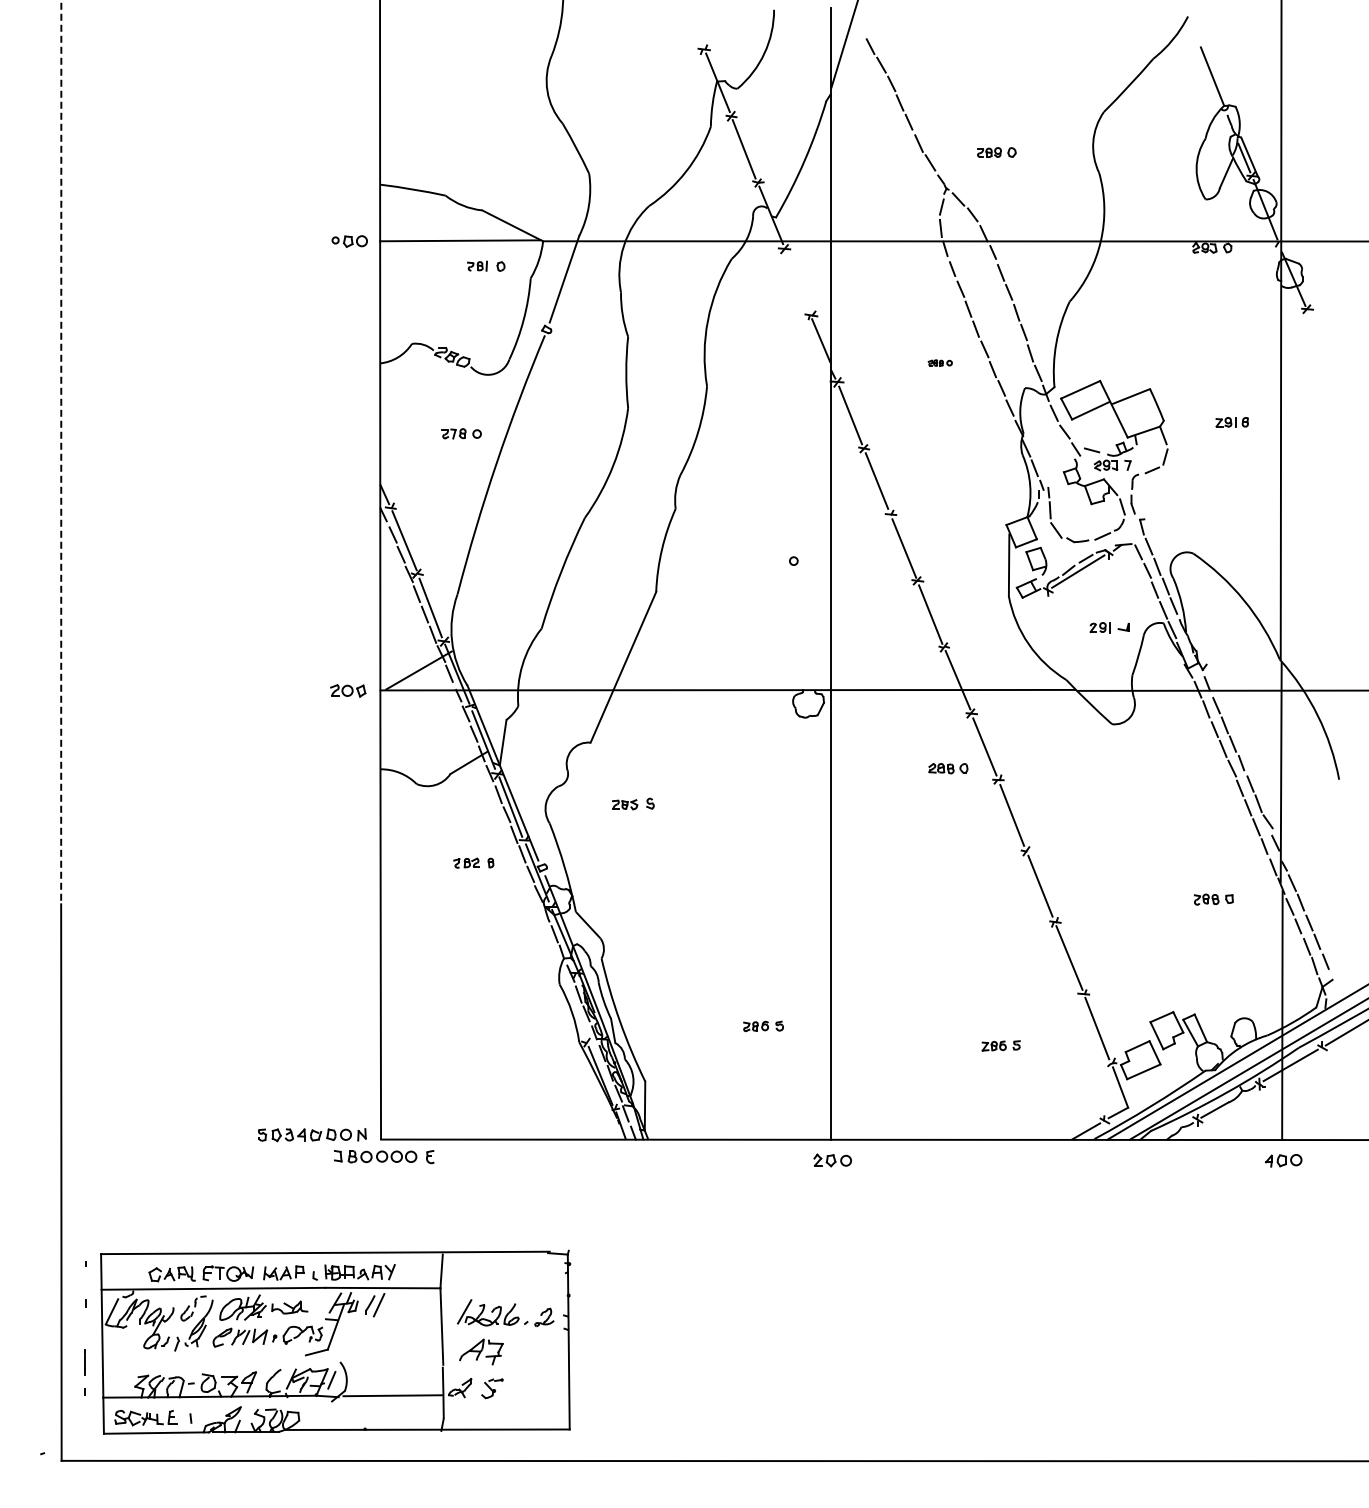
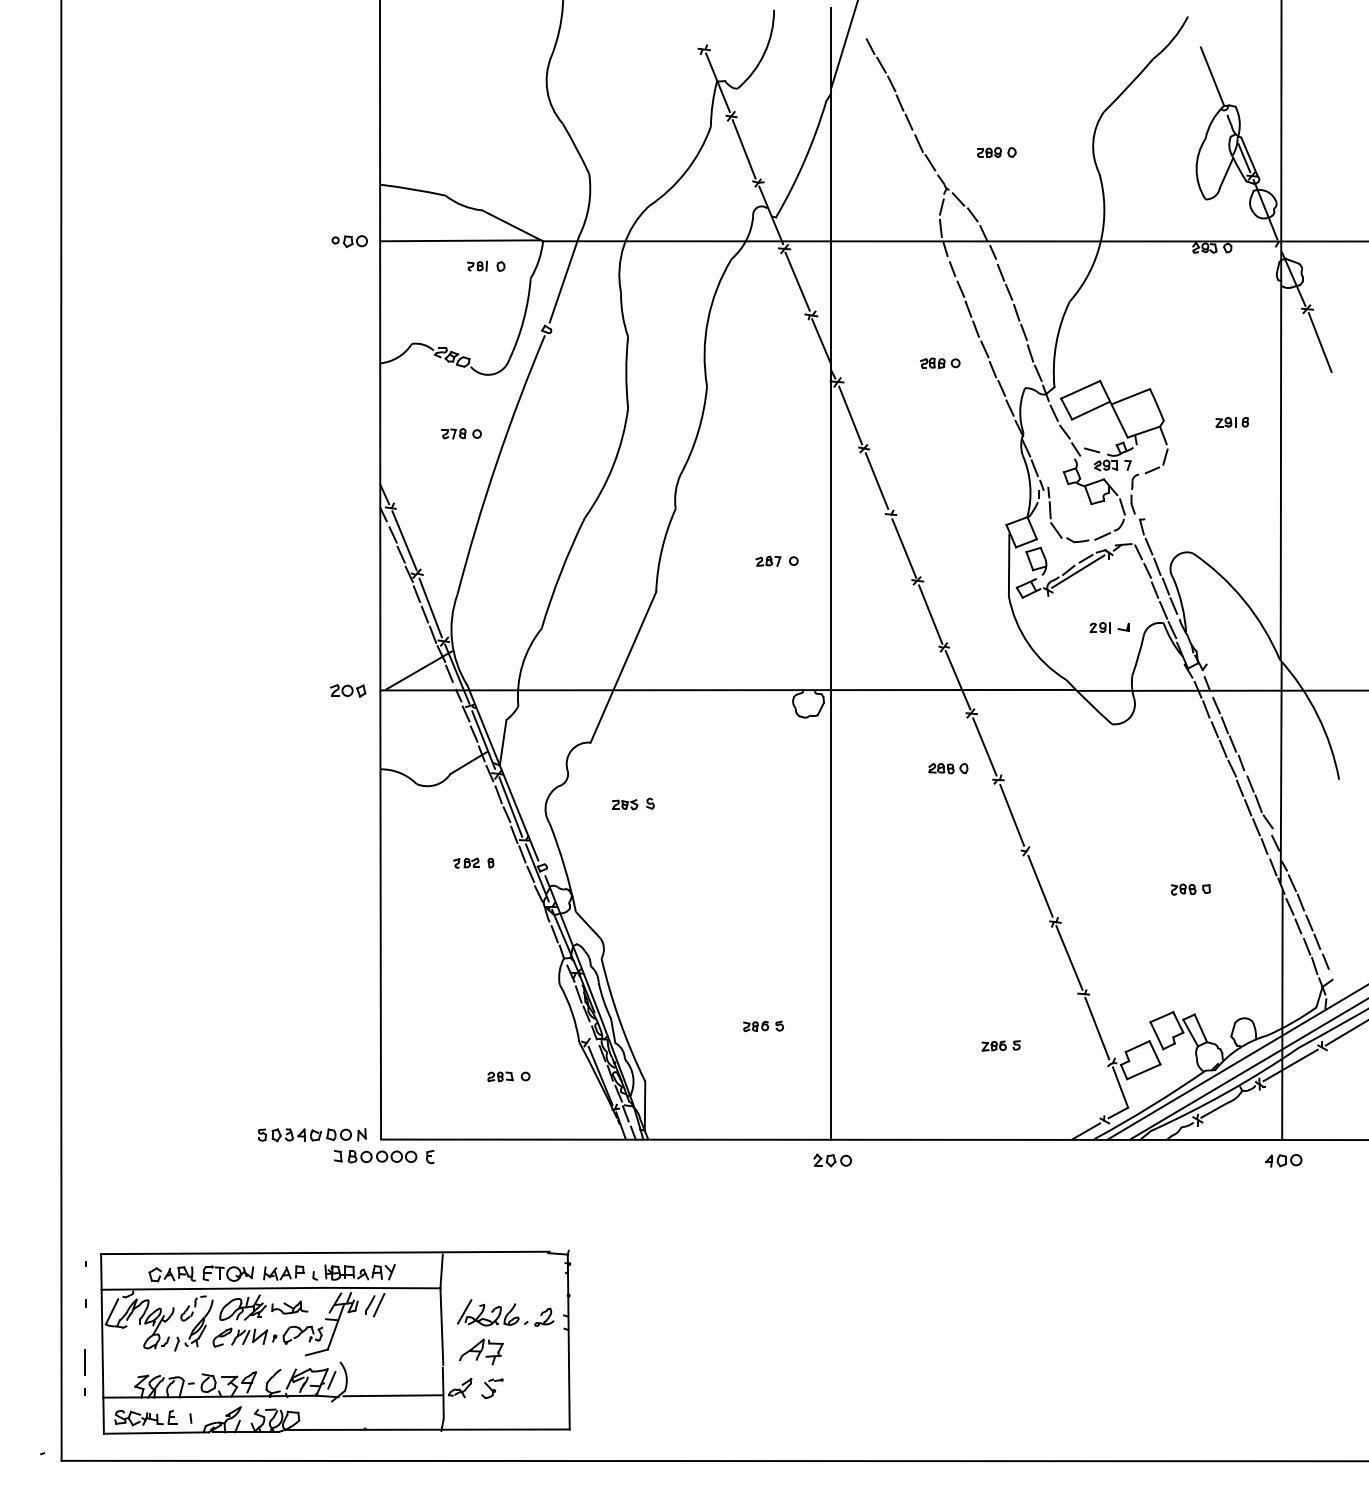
line: none -> present (797, 281)
line: none -> present (1319, 342)
part size: 26x8 px -> 41x12 px (940, 362)
line: dashed -> solid (61, 451)
part: none -> present (768, 560)
part position: (1213, 899) -> (1190, 889) (1190, 889)
part: none -> present (508, 1076)
